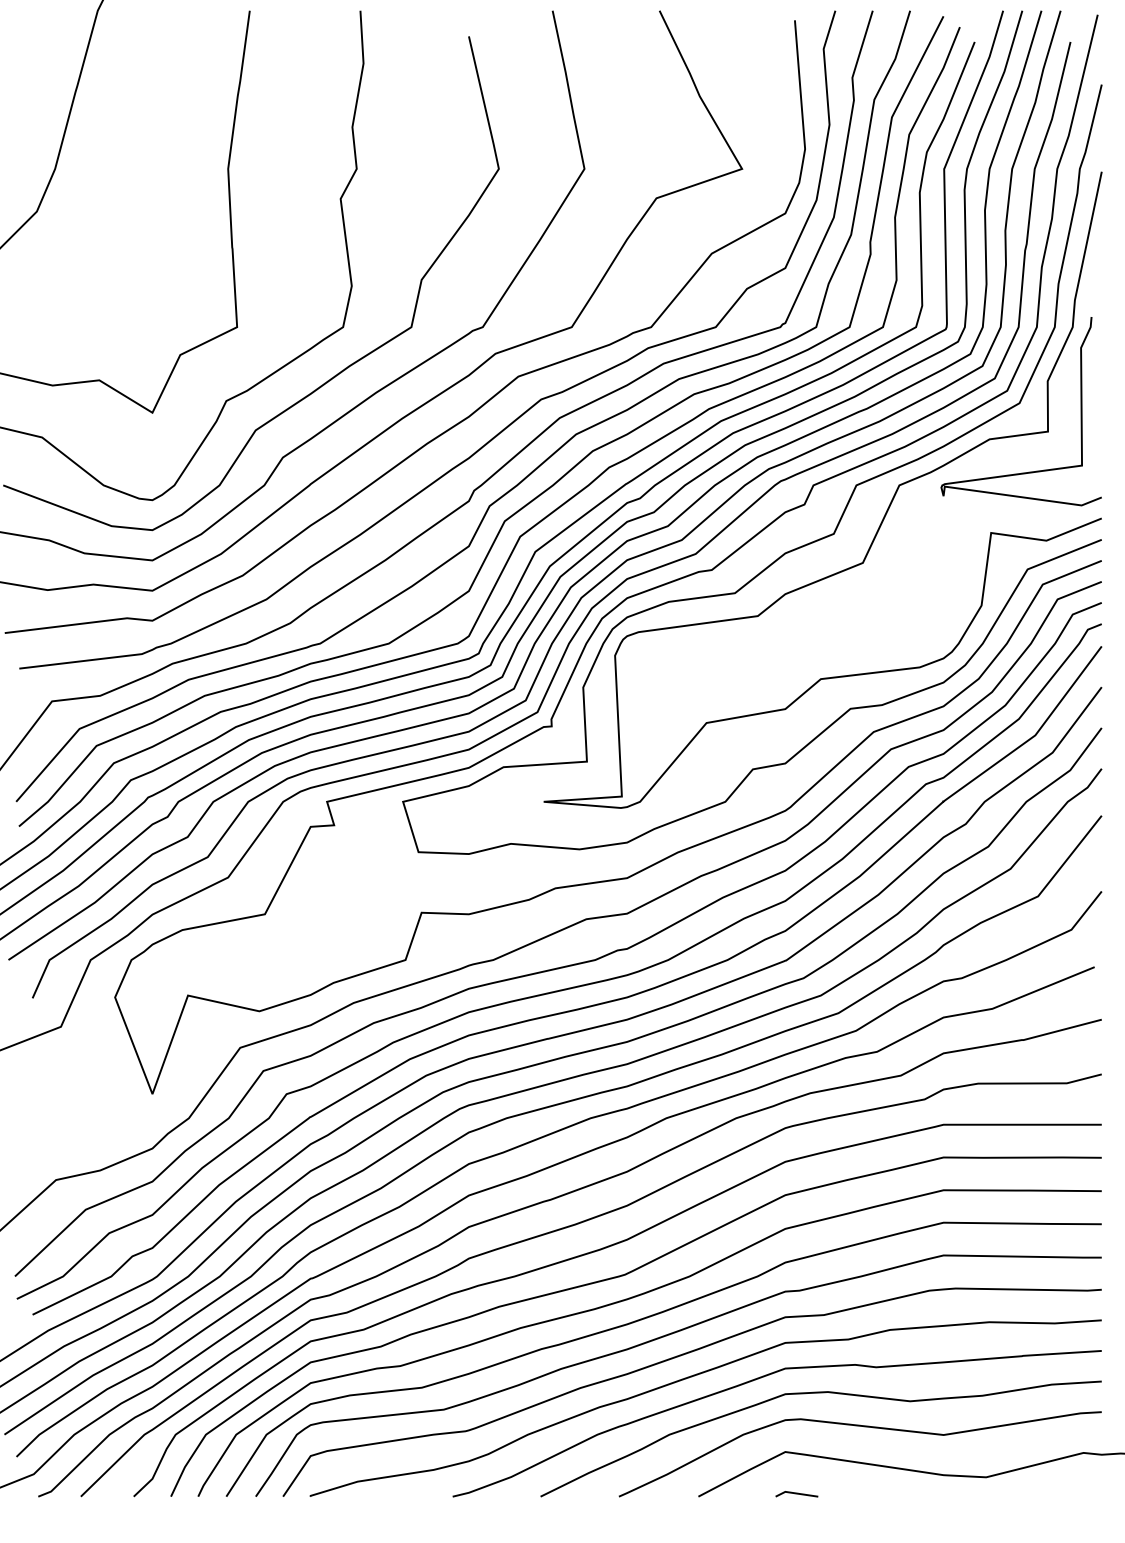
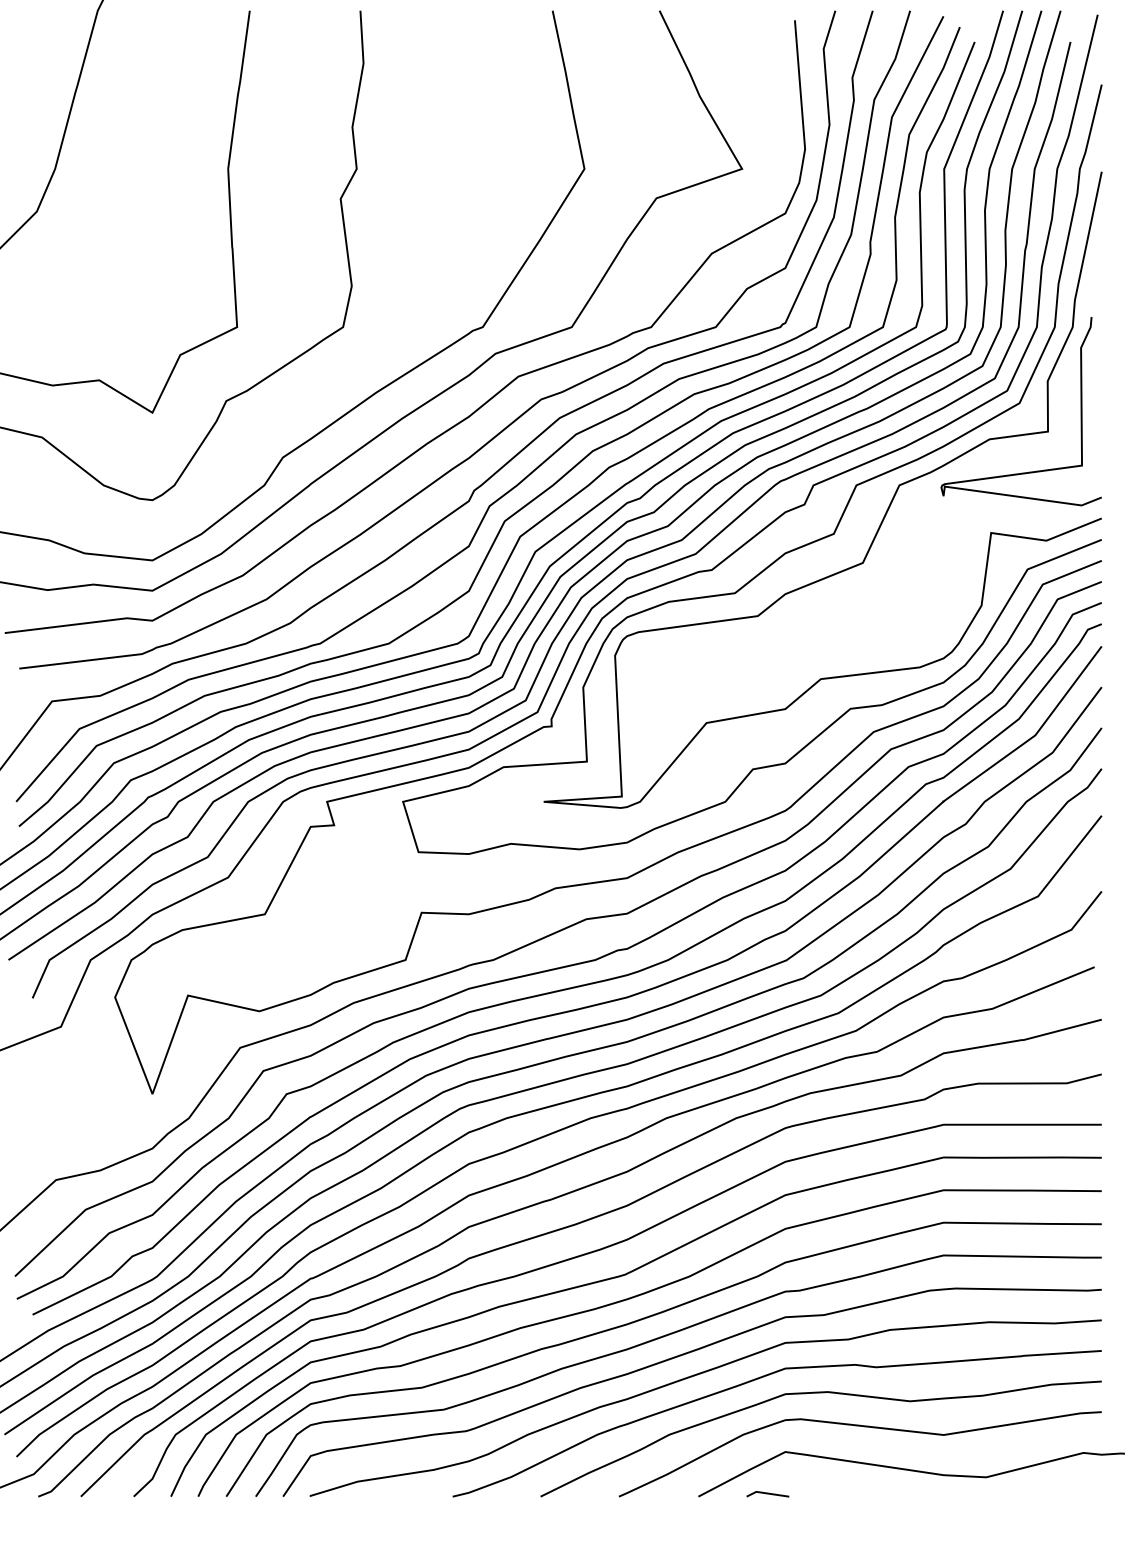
curve: present -> none (324, 382)
line position: (796, 1494) -> (767, 1494) (767, 1494)
